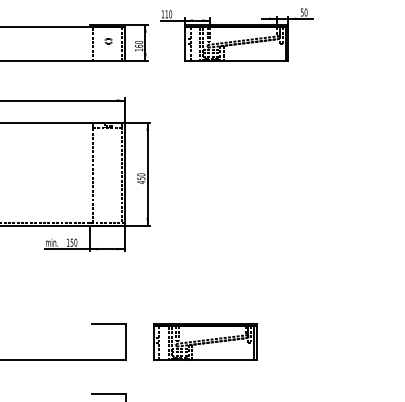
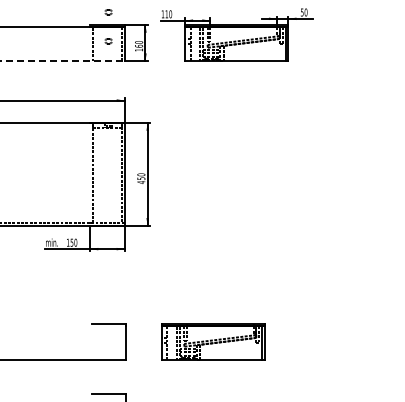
part: none -> present (108, 12)
line: solid -> dashed (62, 61)
part position: (205, 341) -> (213, 341) (213, 341)
